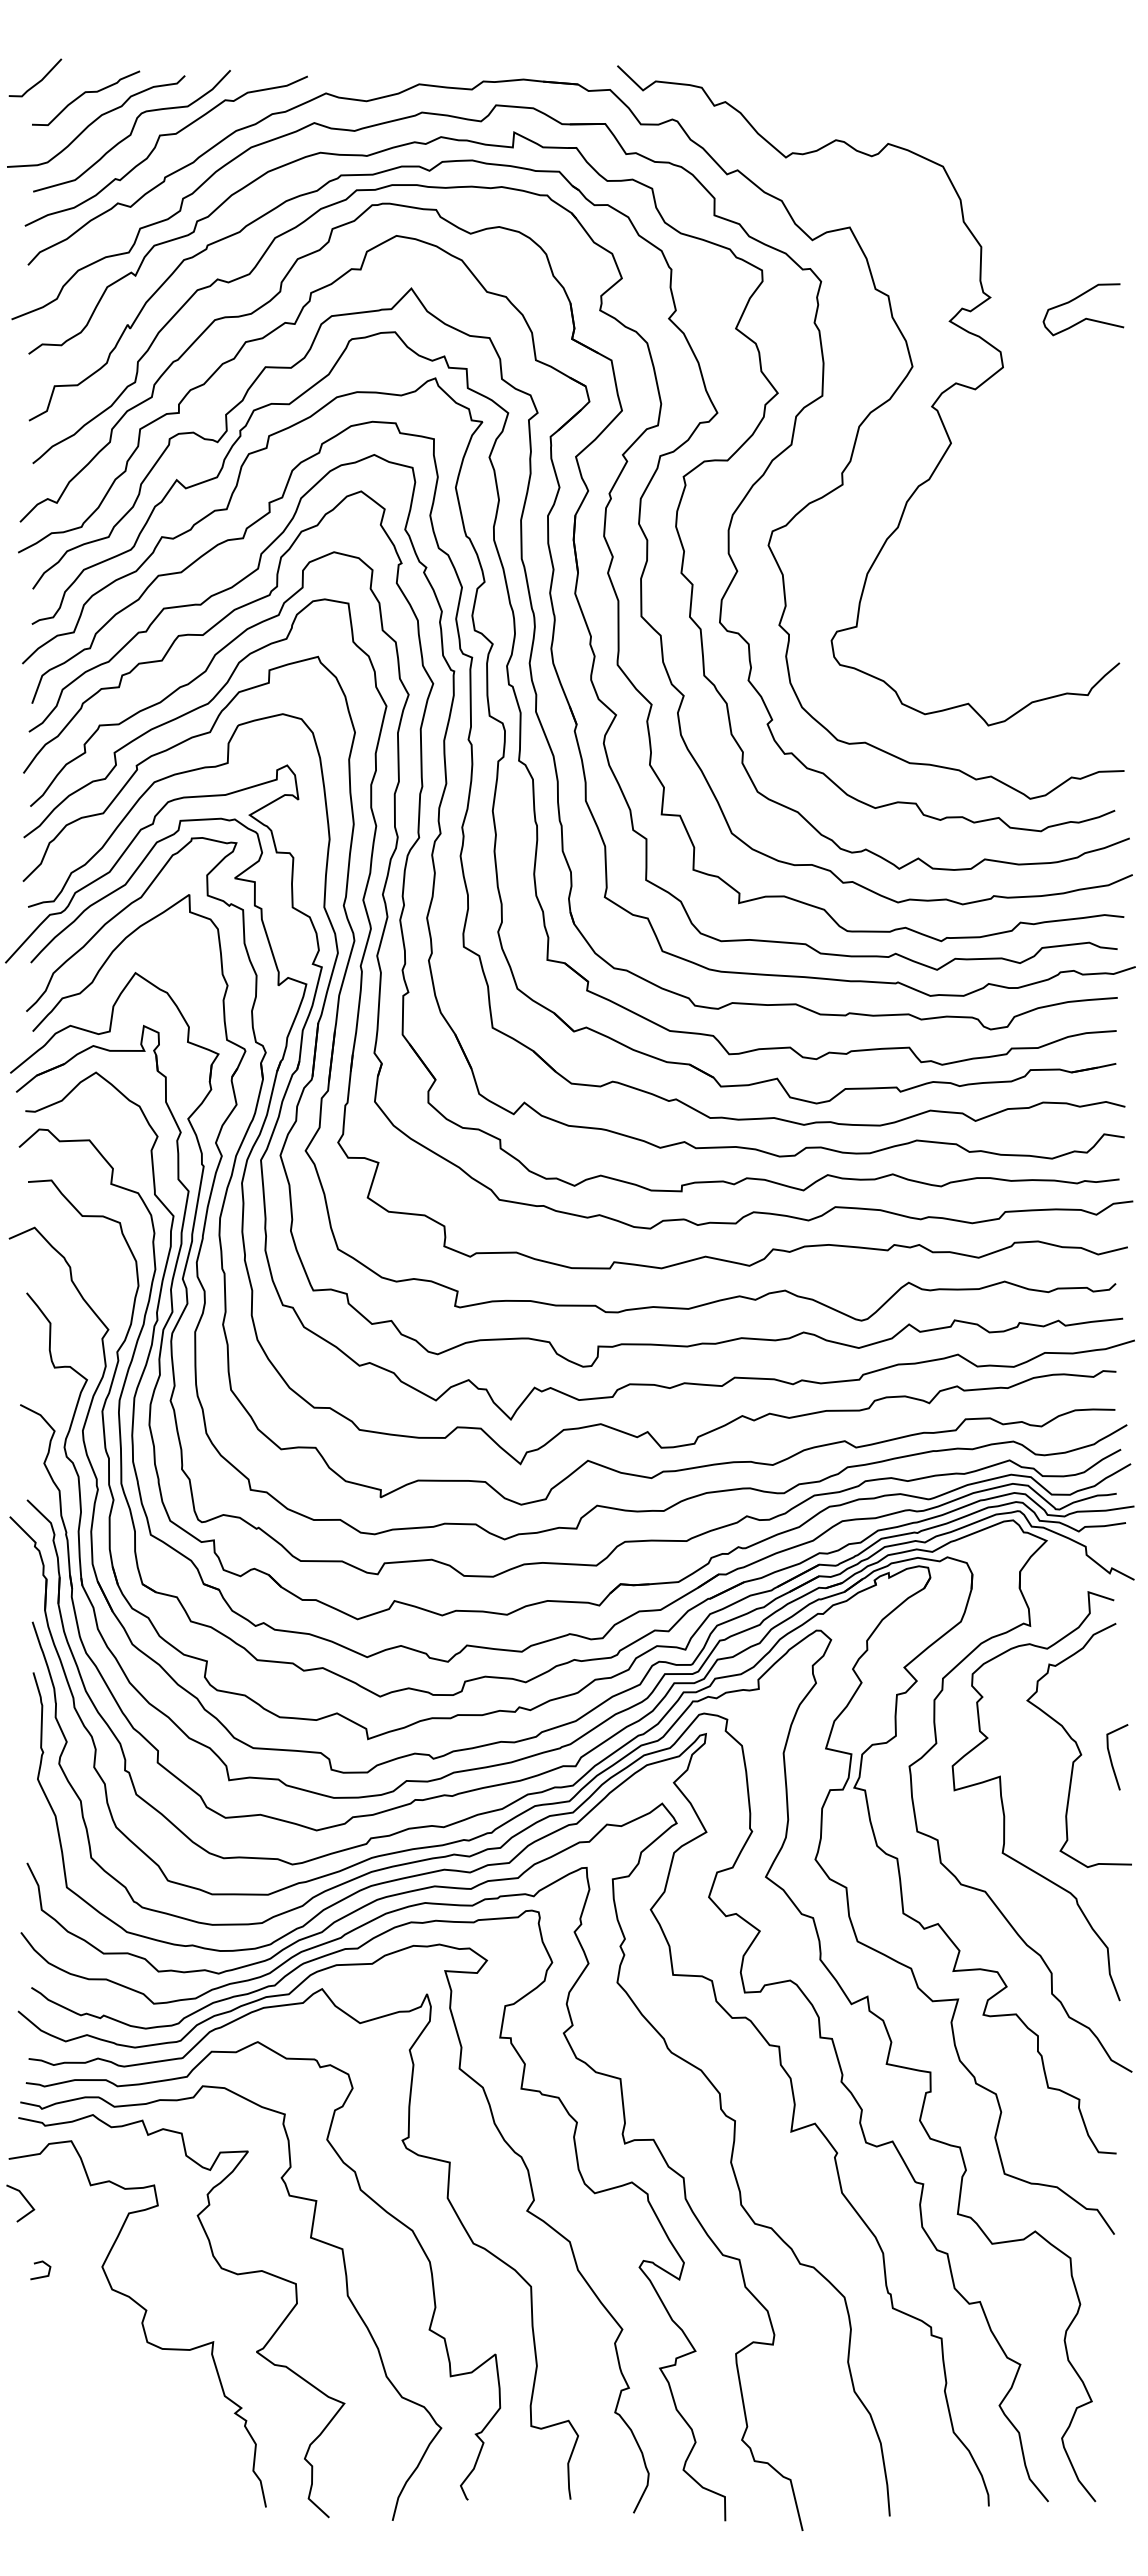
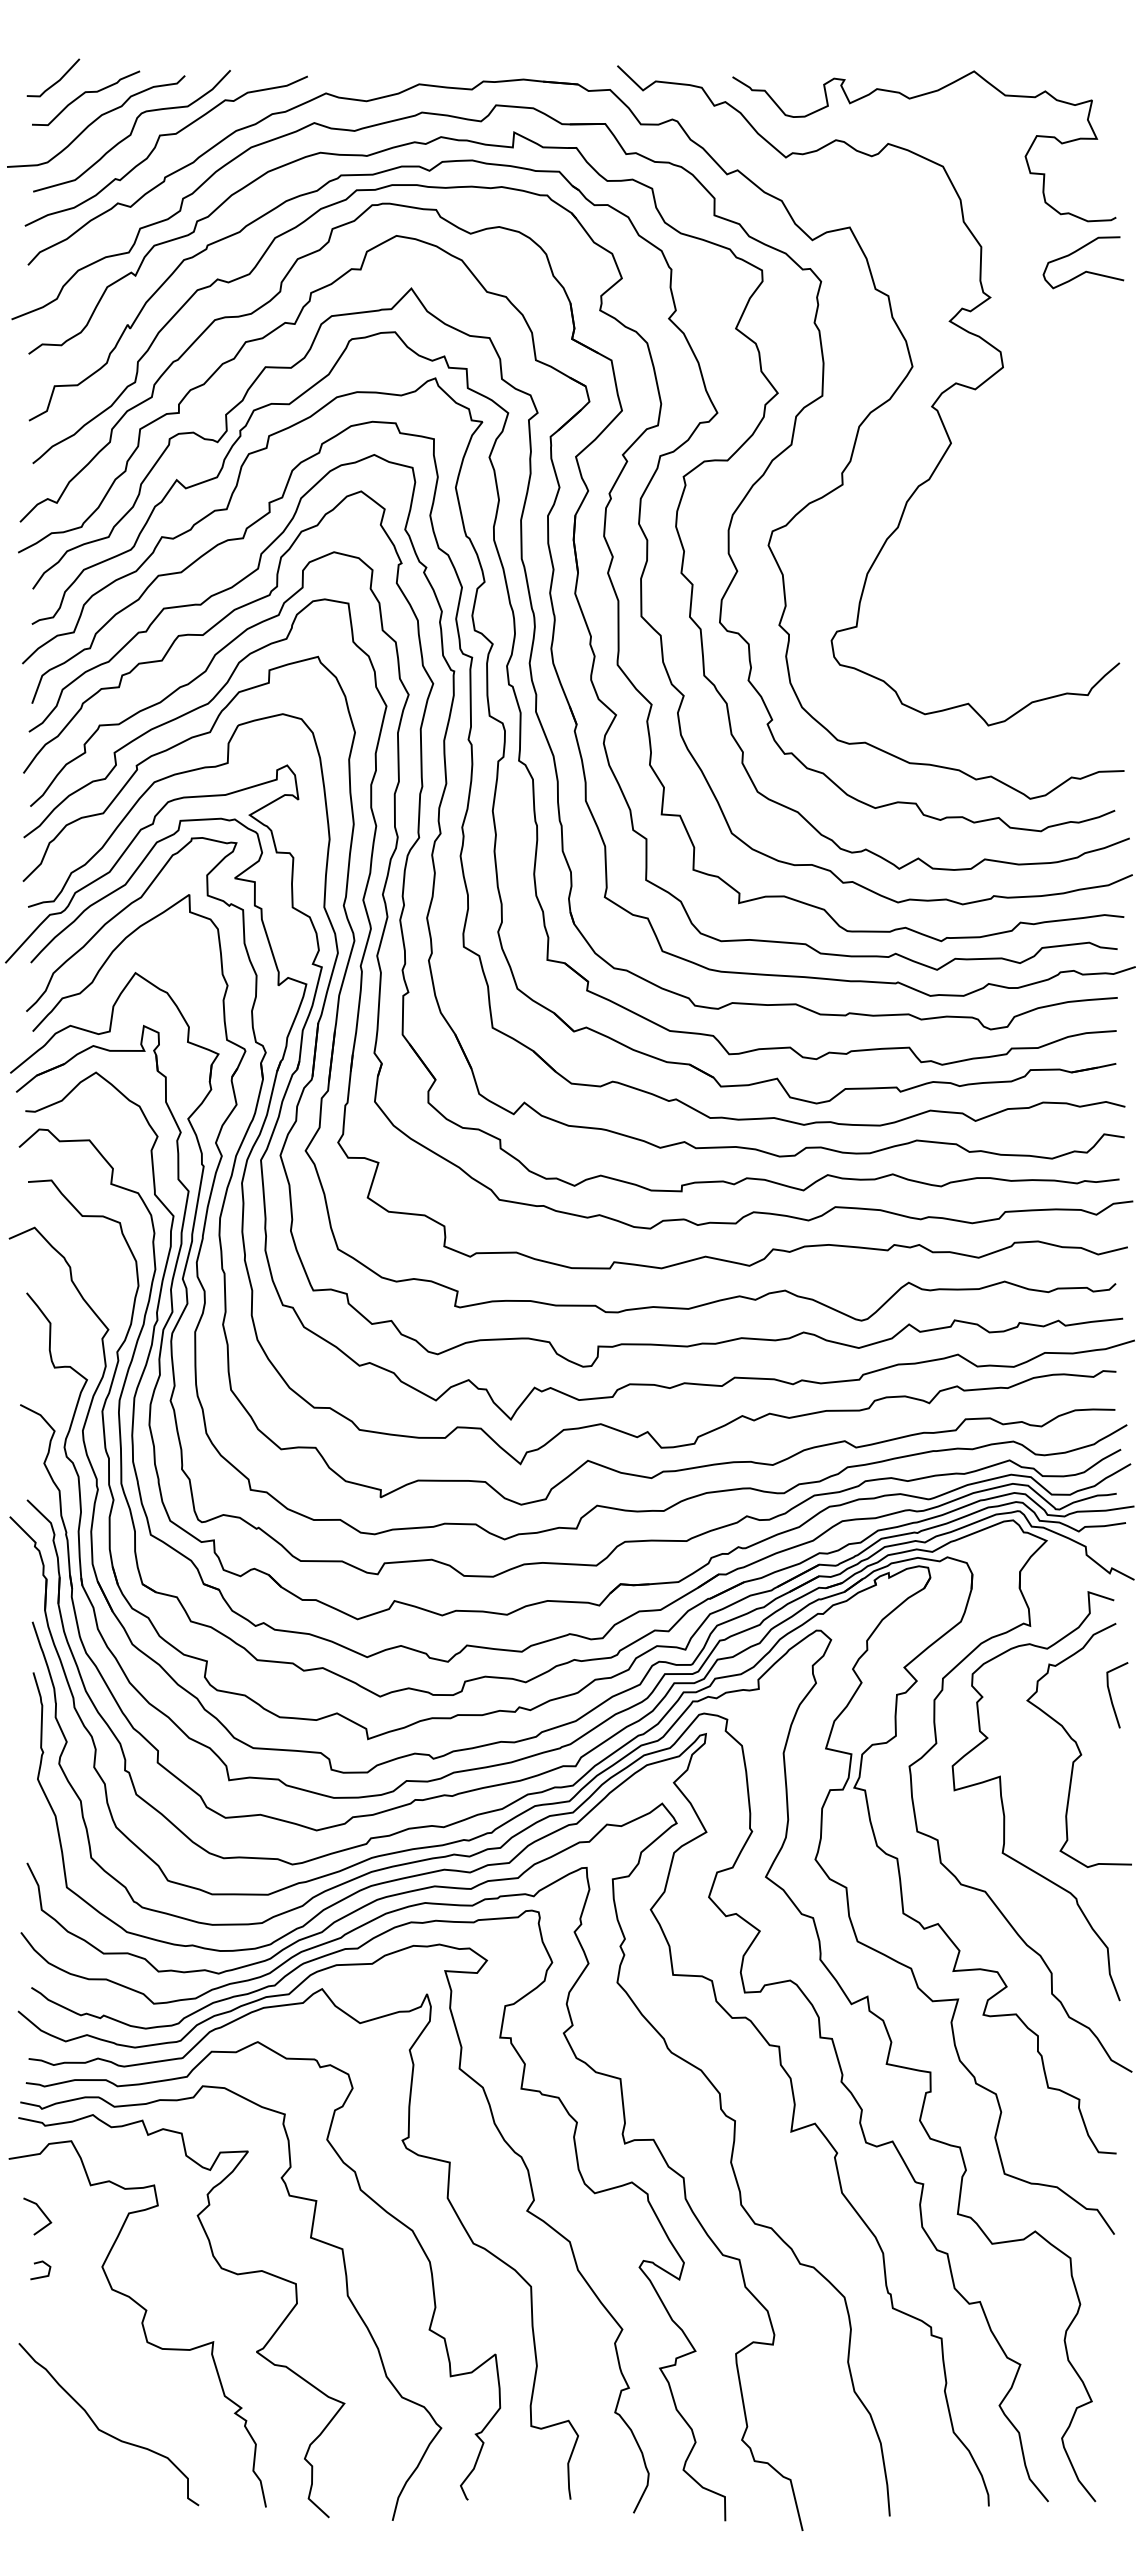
line position: (39, 80) -> (57, 80) (57, 80)
curve: none -> present (914, 98)
curve position: (1086, 317) -> (1086, 270) (1086, 270)
line position: (1111, 1757) -> (1111, 1695) (1111, 1695)
line position: (24, 2199) -> (41, 2212) (41, 2212)
curve: none -> present (104, 2431)
